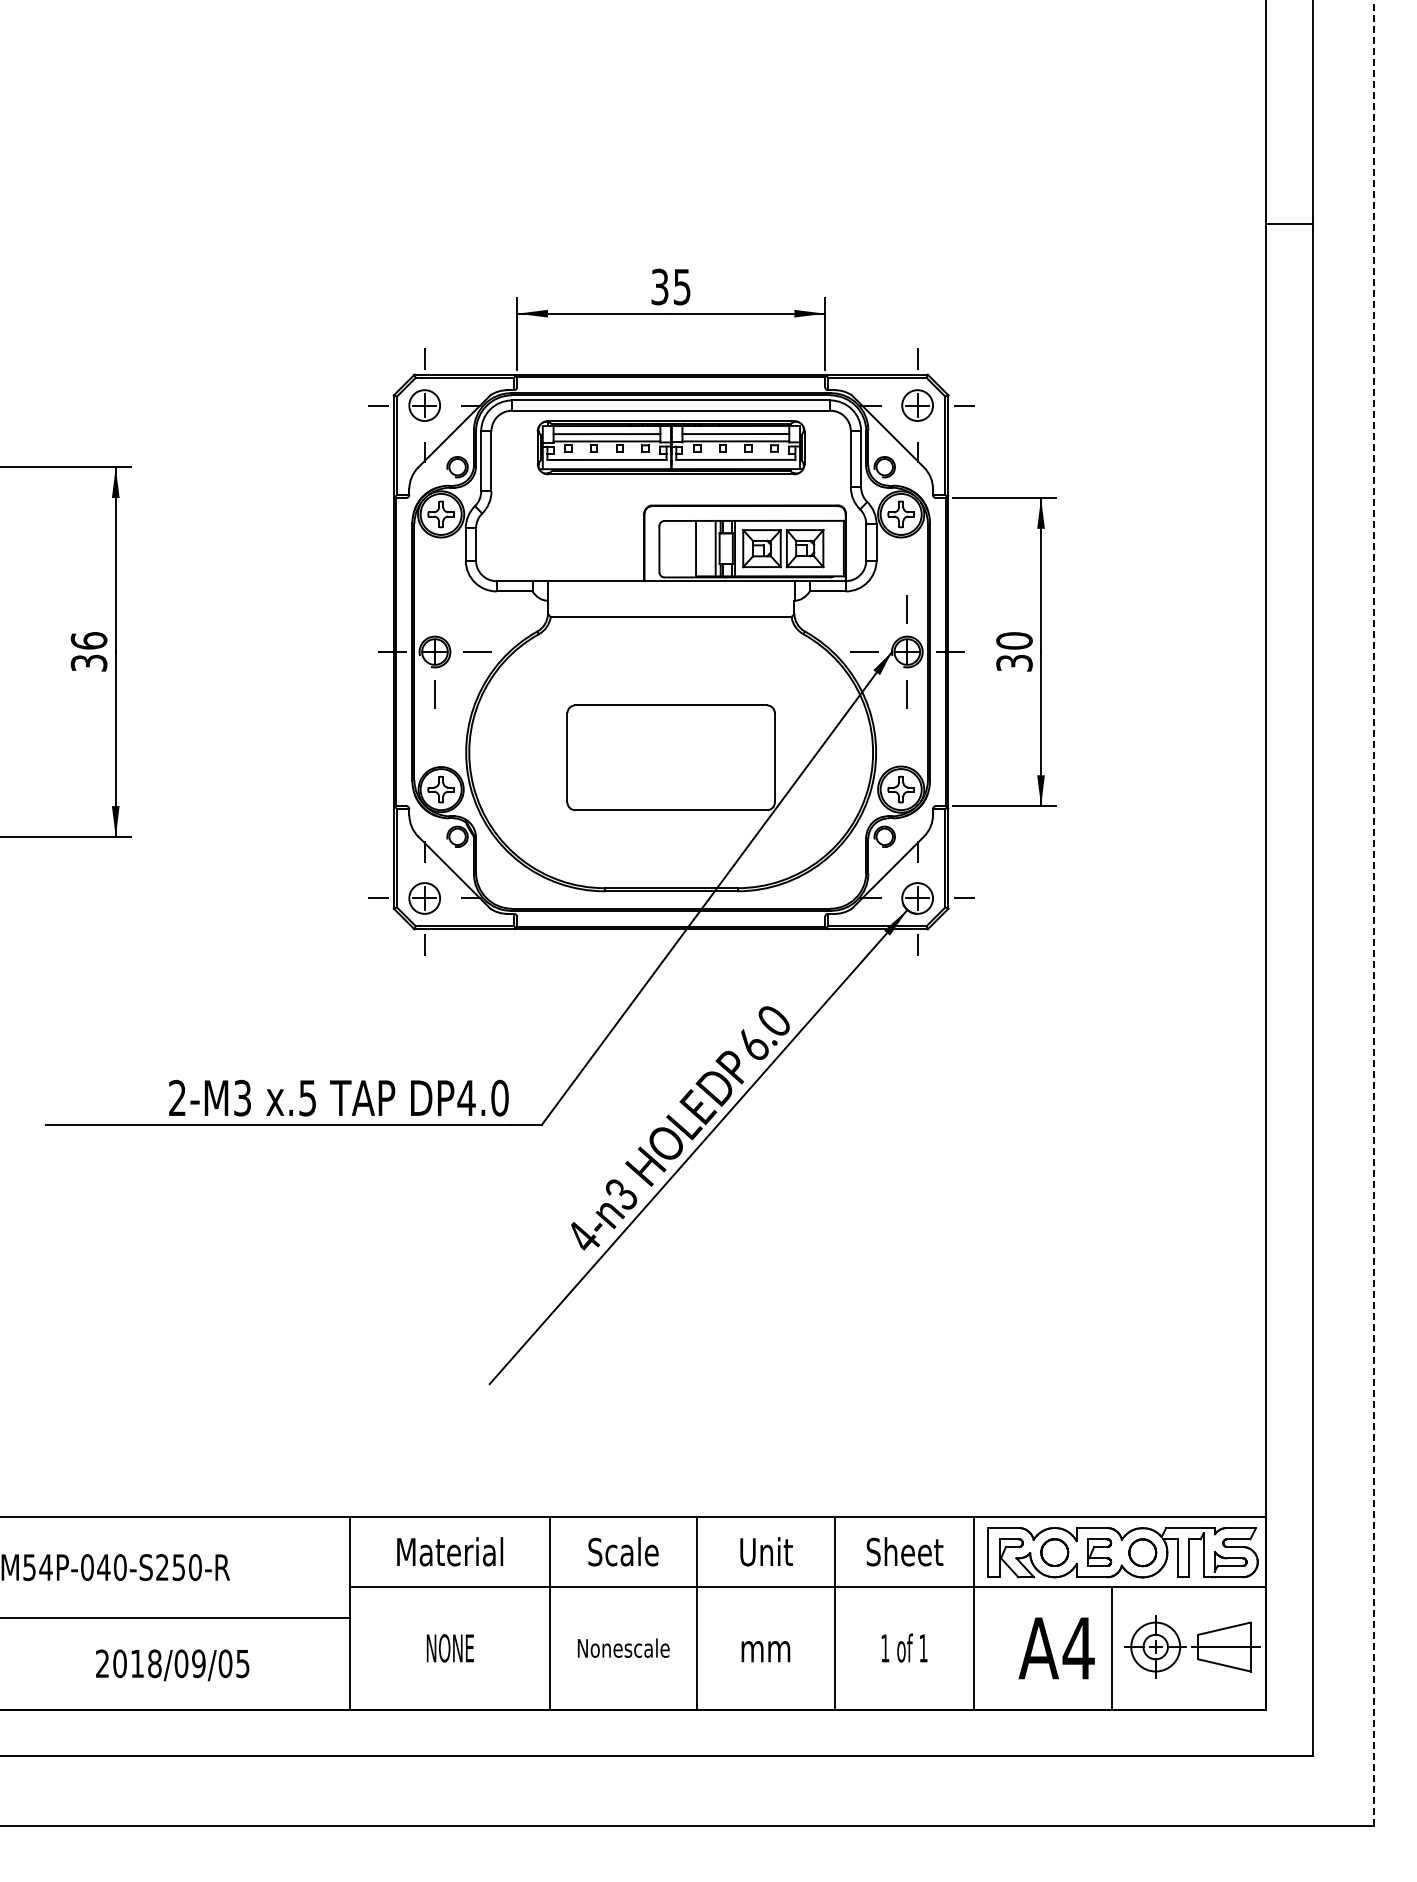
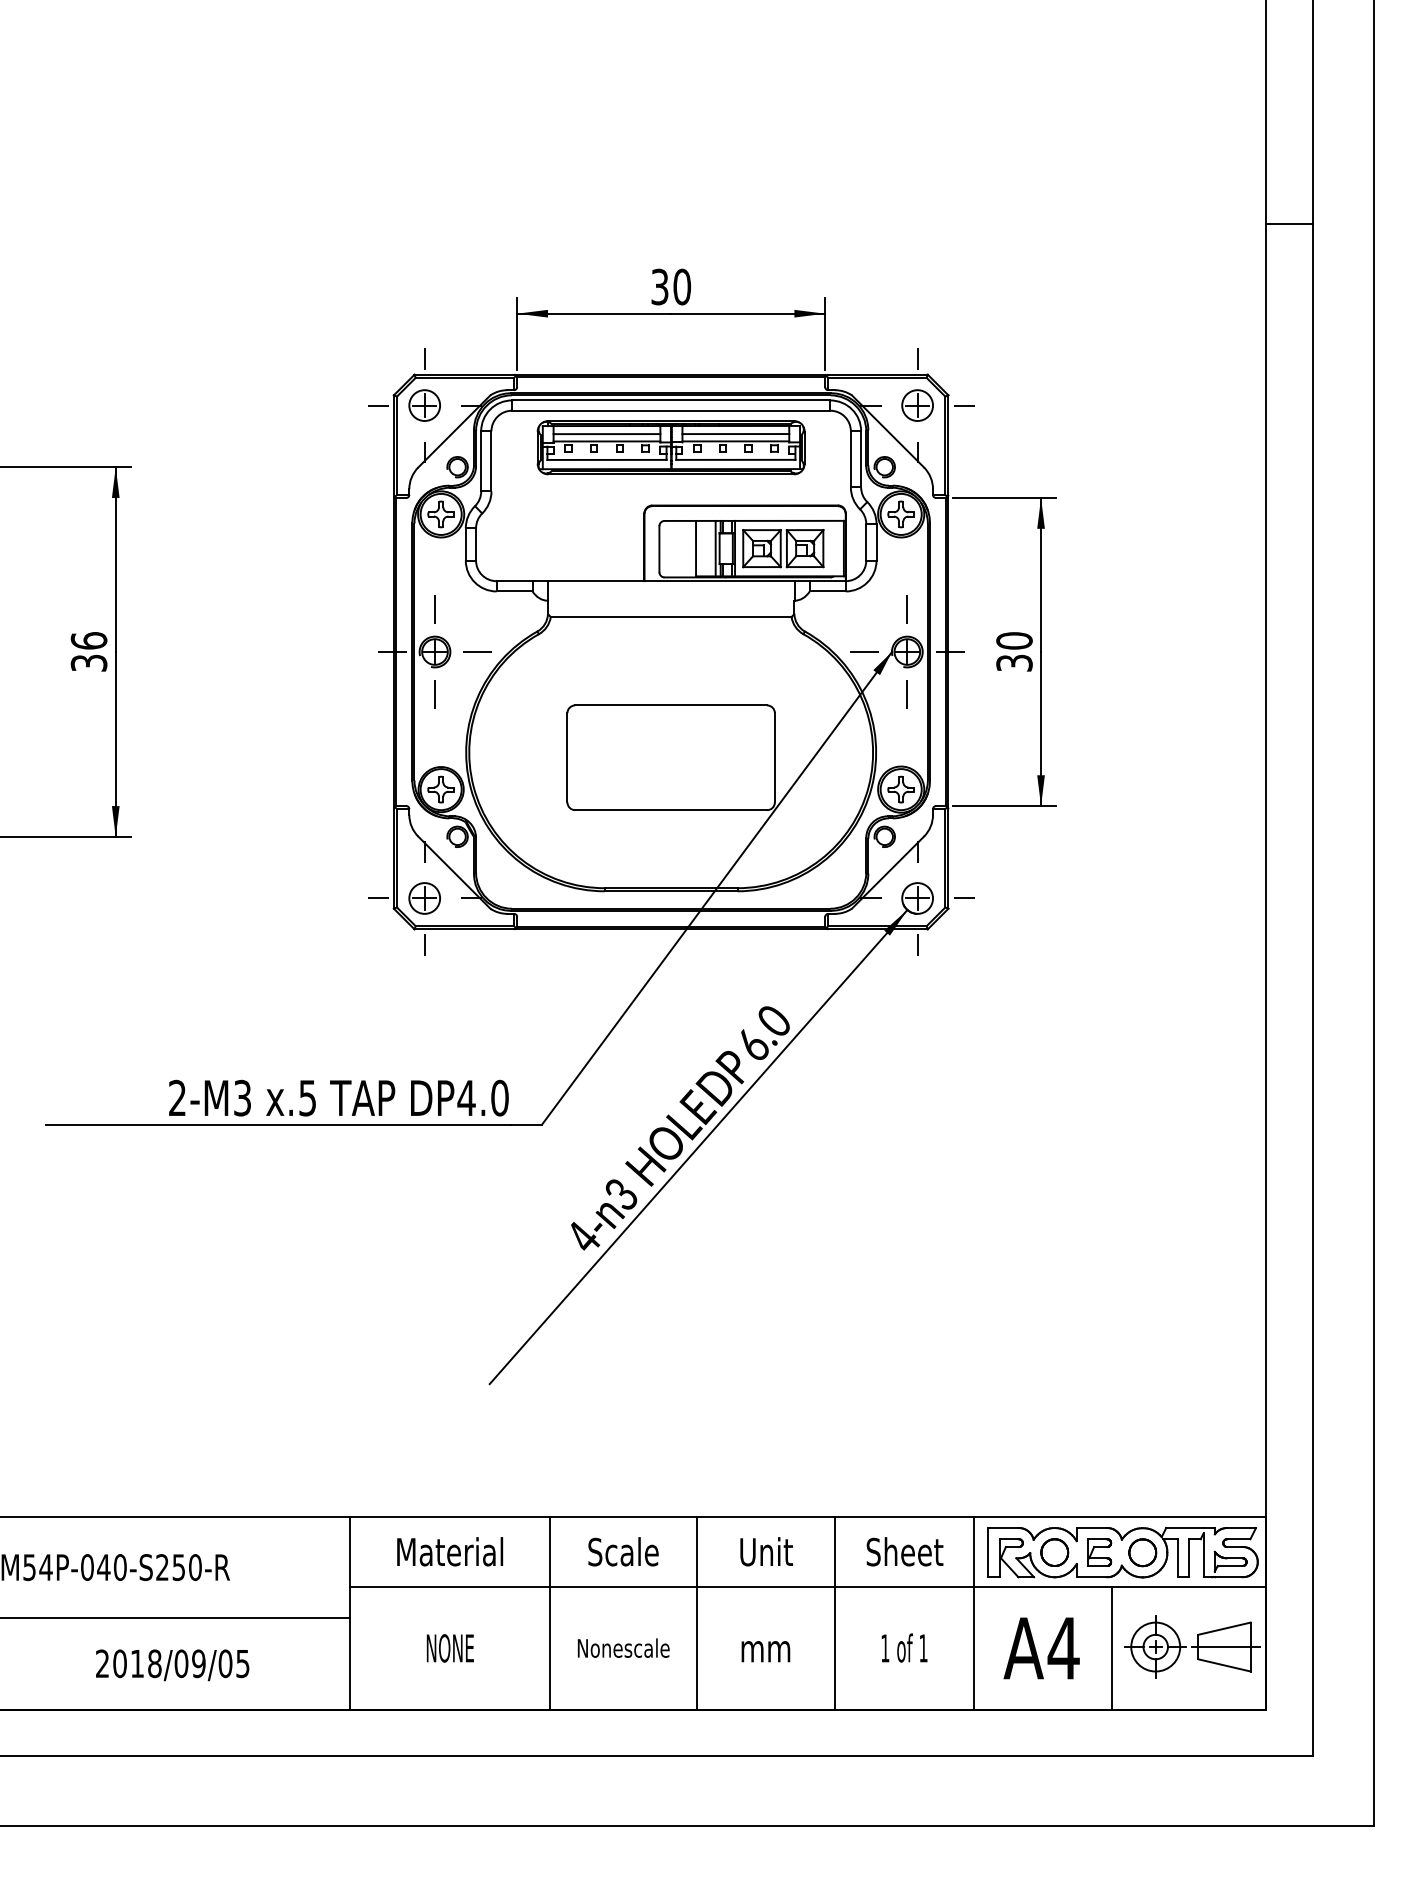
text: 35 -> 30 (682, 286)
line: none -> present (435, 608)
line: dashed -> solid (1374, 912)
text position: (1056, 1648) -> (1041, 1648) (1041, 1648)
